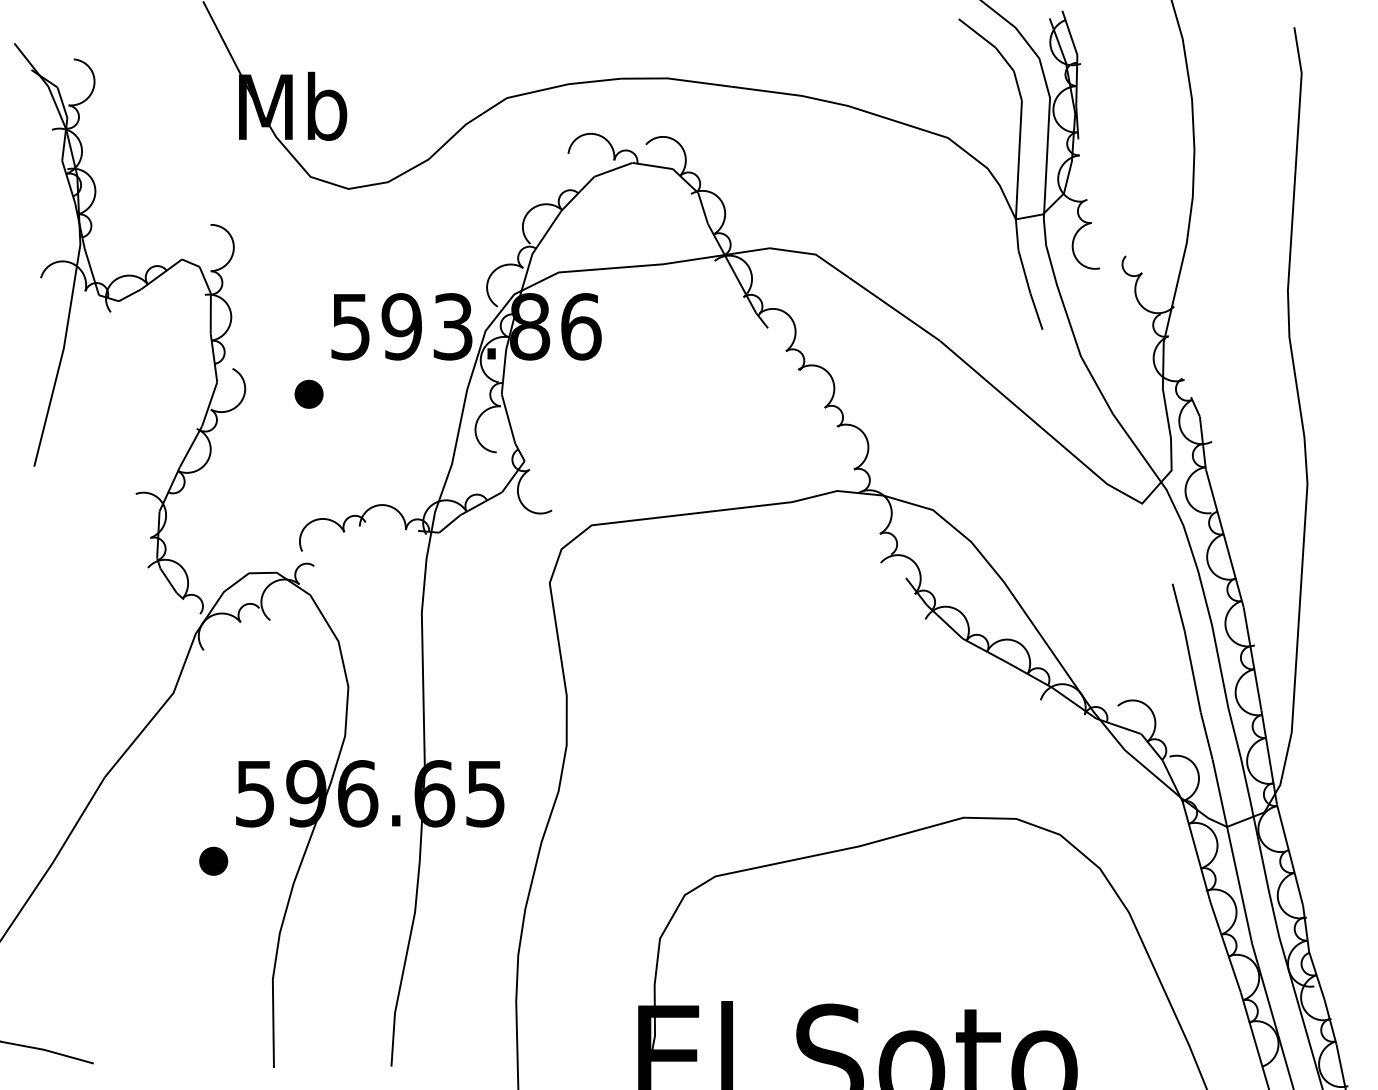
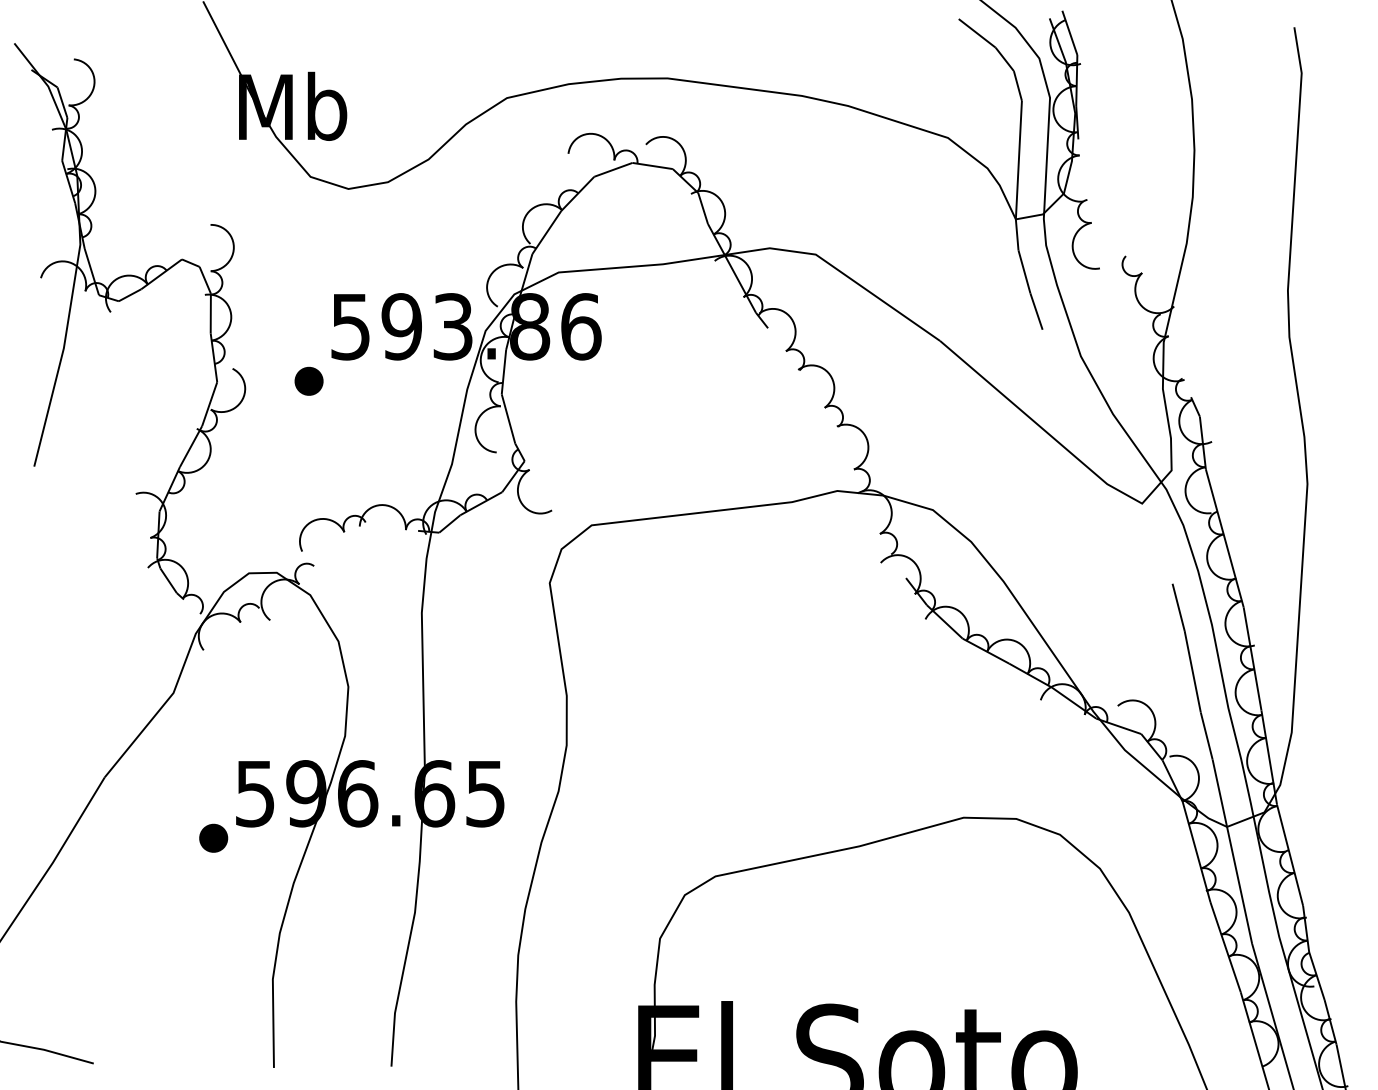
part position: (308, 393) -> (308, 380) (308, 380)
part position: (213, 860) -> (213, 837) (213, 837)
